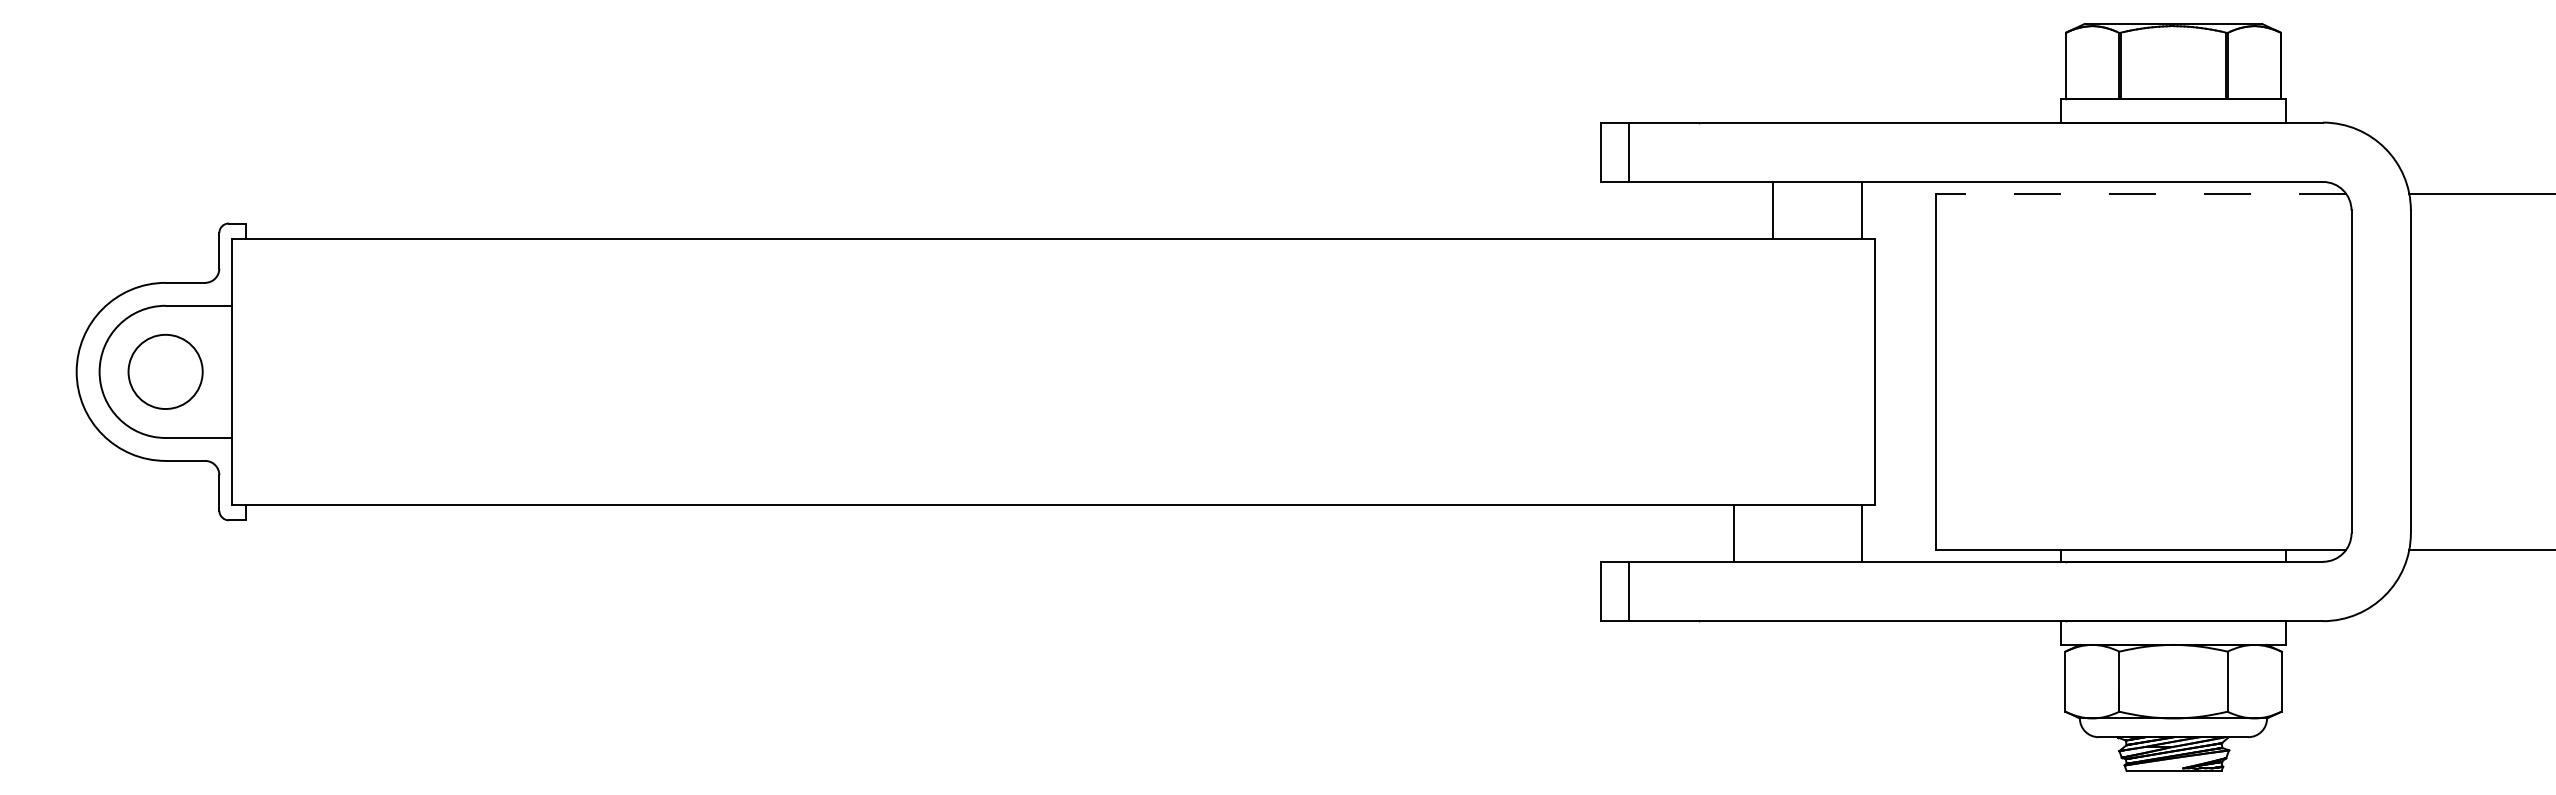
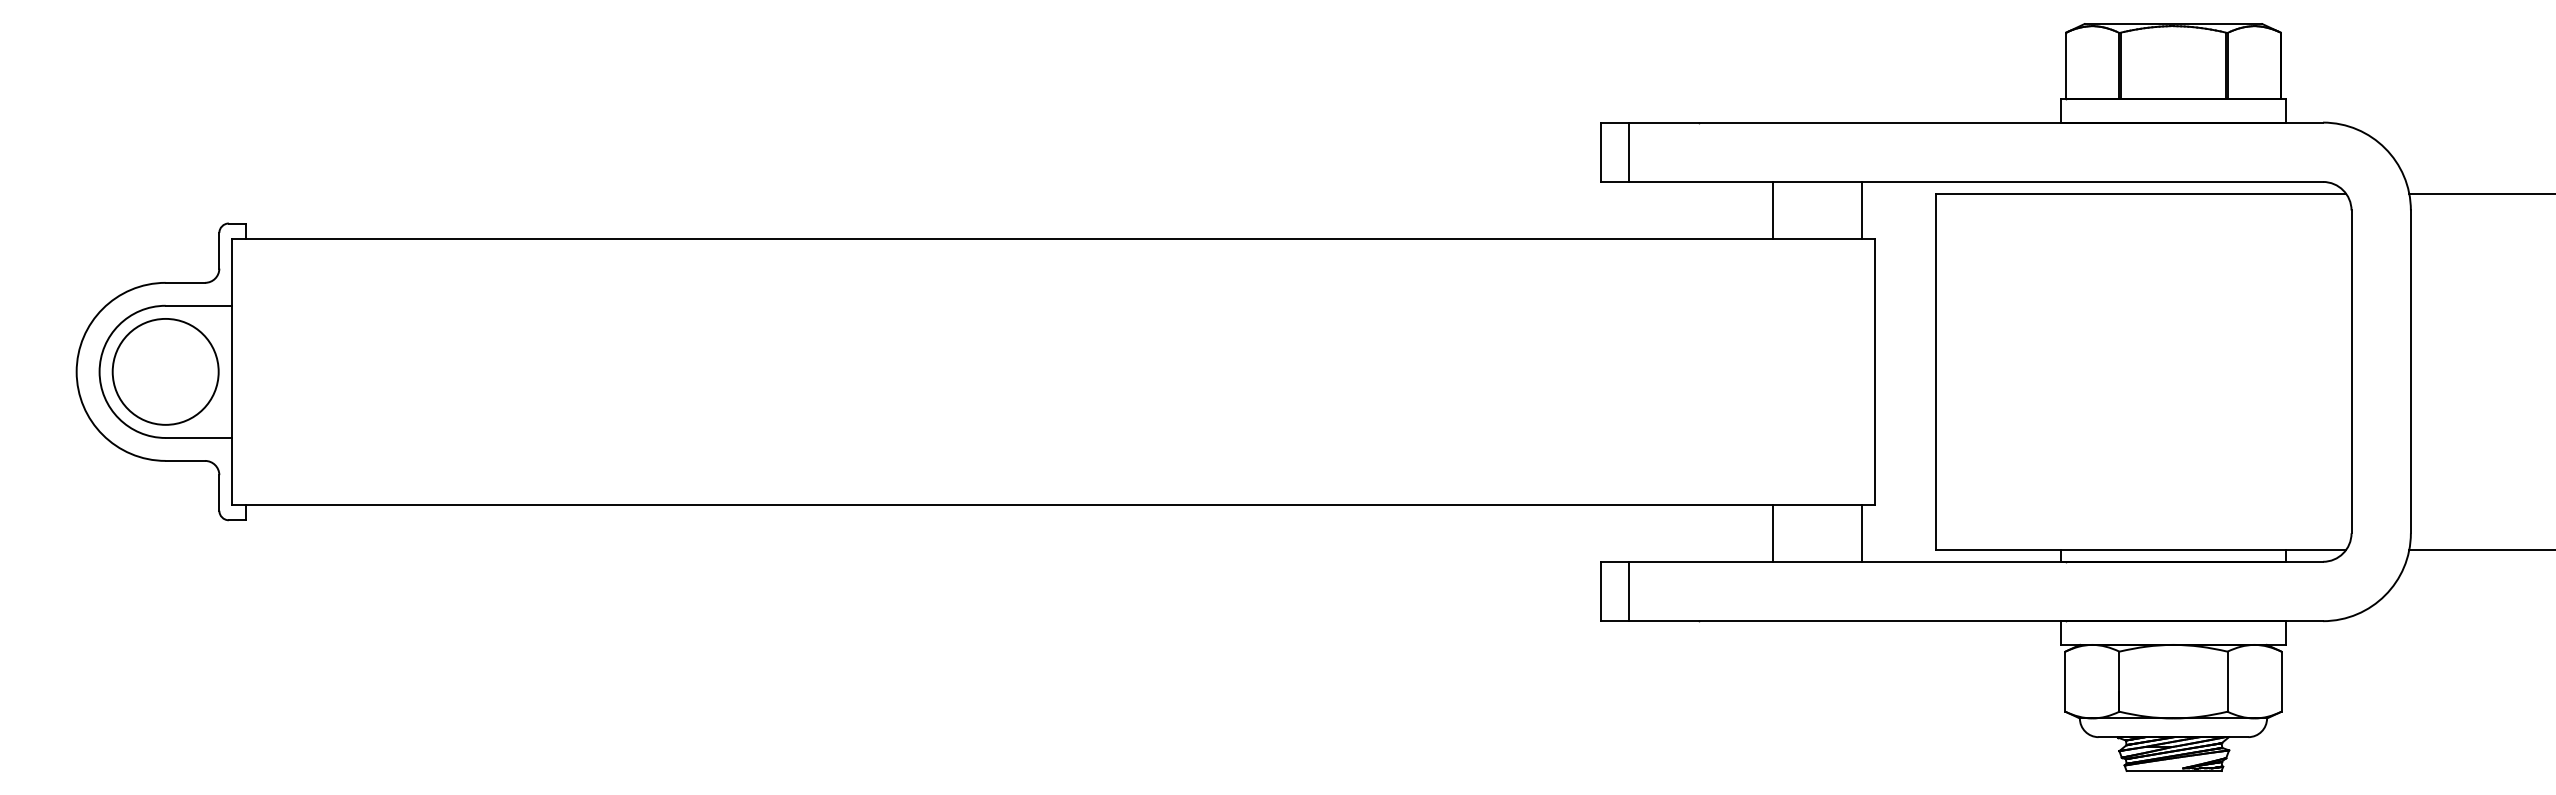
line: dashed -> solid (2140, 193)
circle size: 77x77 px -> 109x108 px (165, 371)
line position: (1733, 532) -> (1772, 532) (1772, 532)
